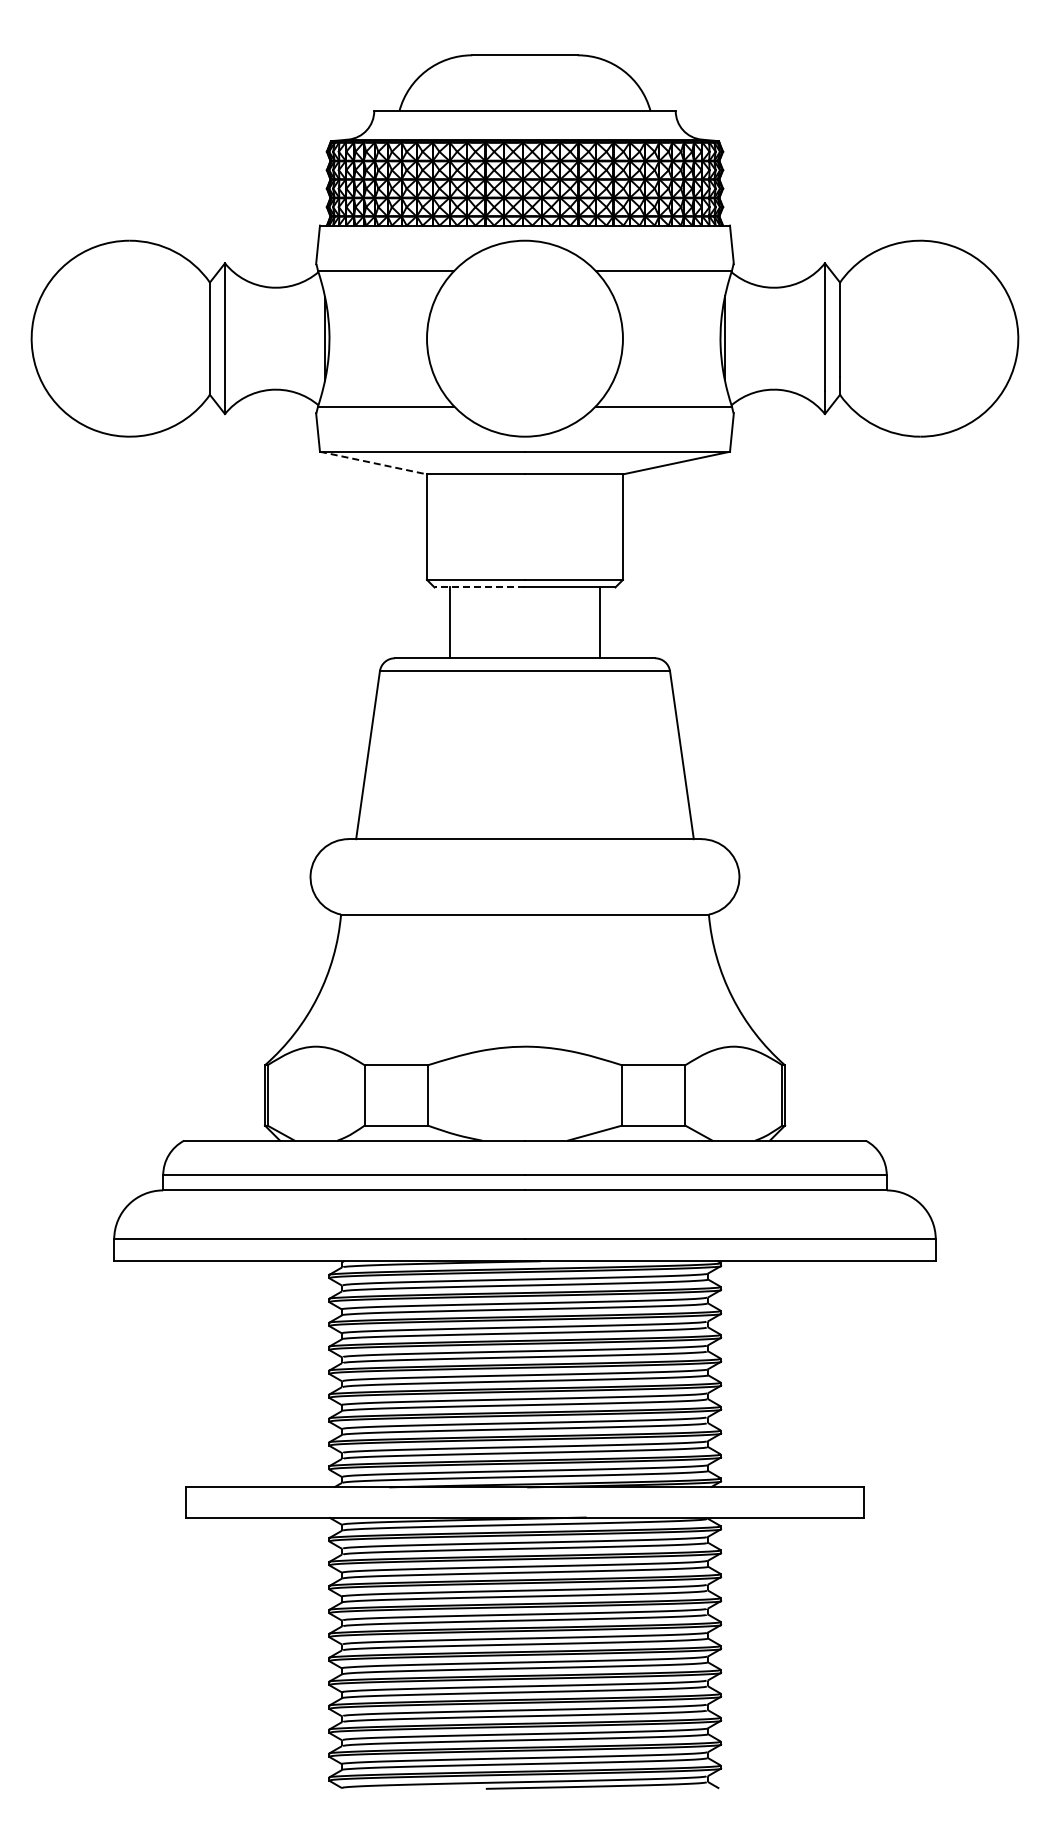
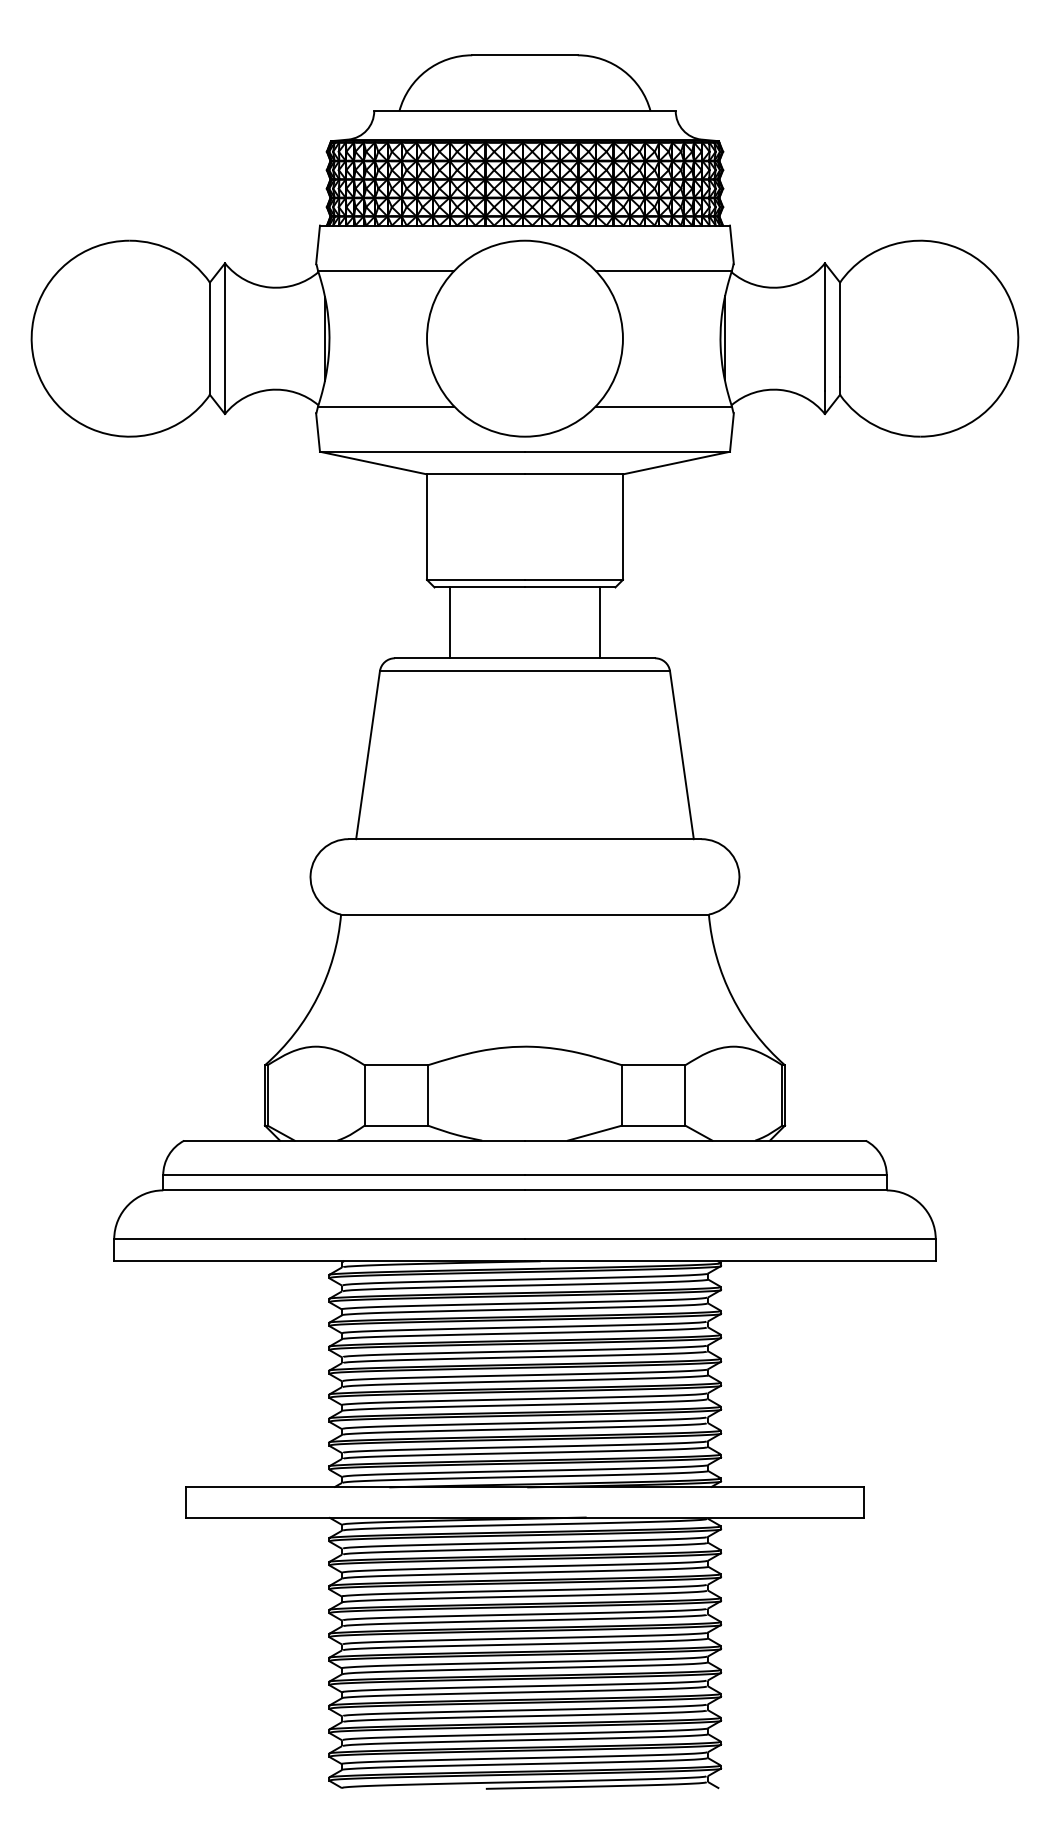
line: dashed -> solid (373, 463)
line: dashed -> solid (479, 587)
